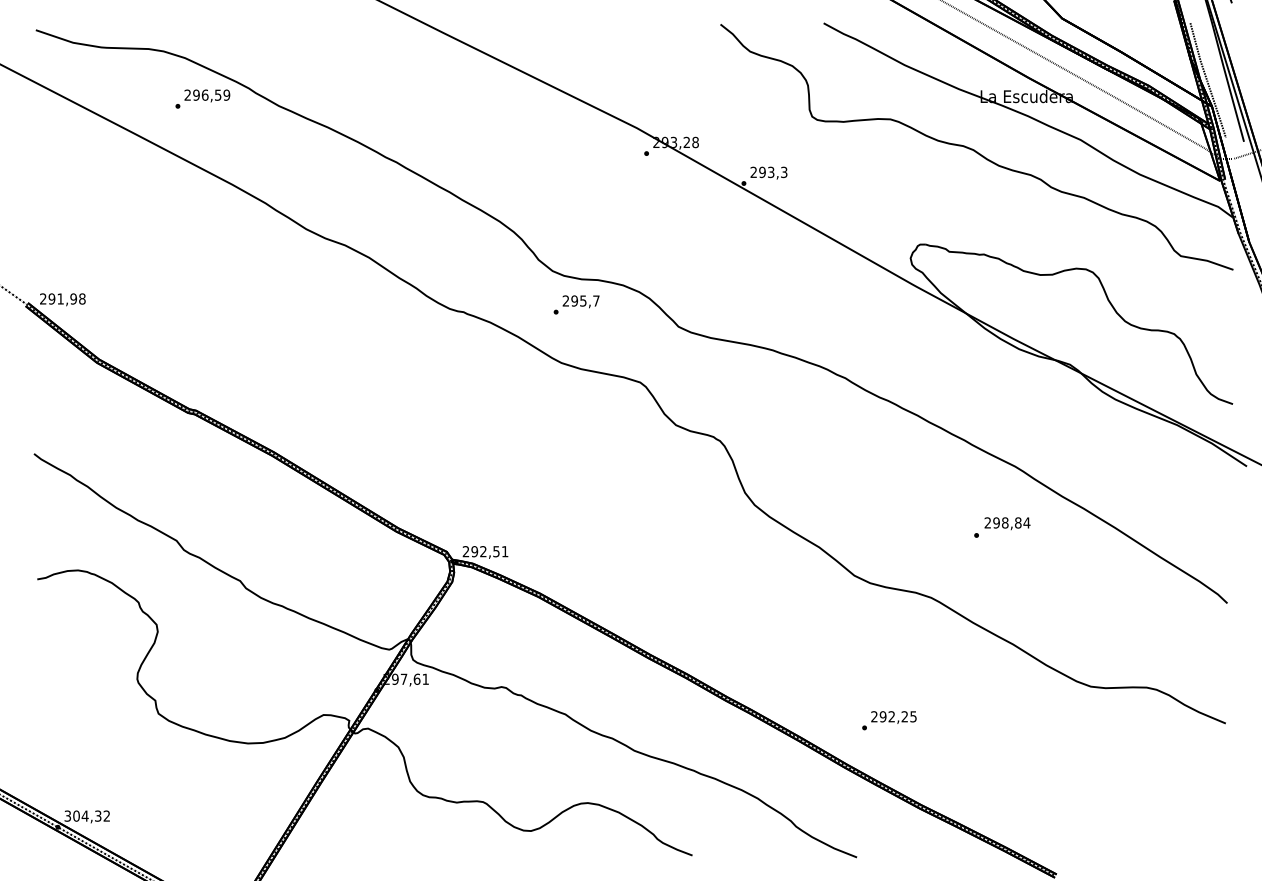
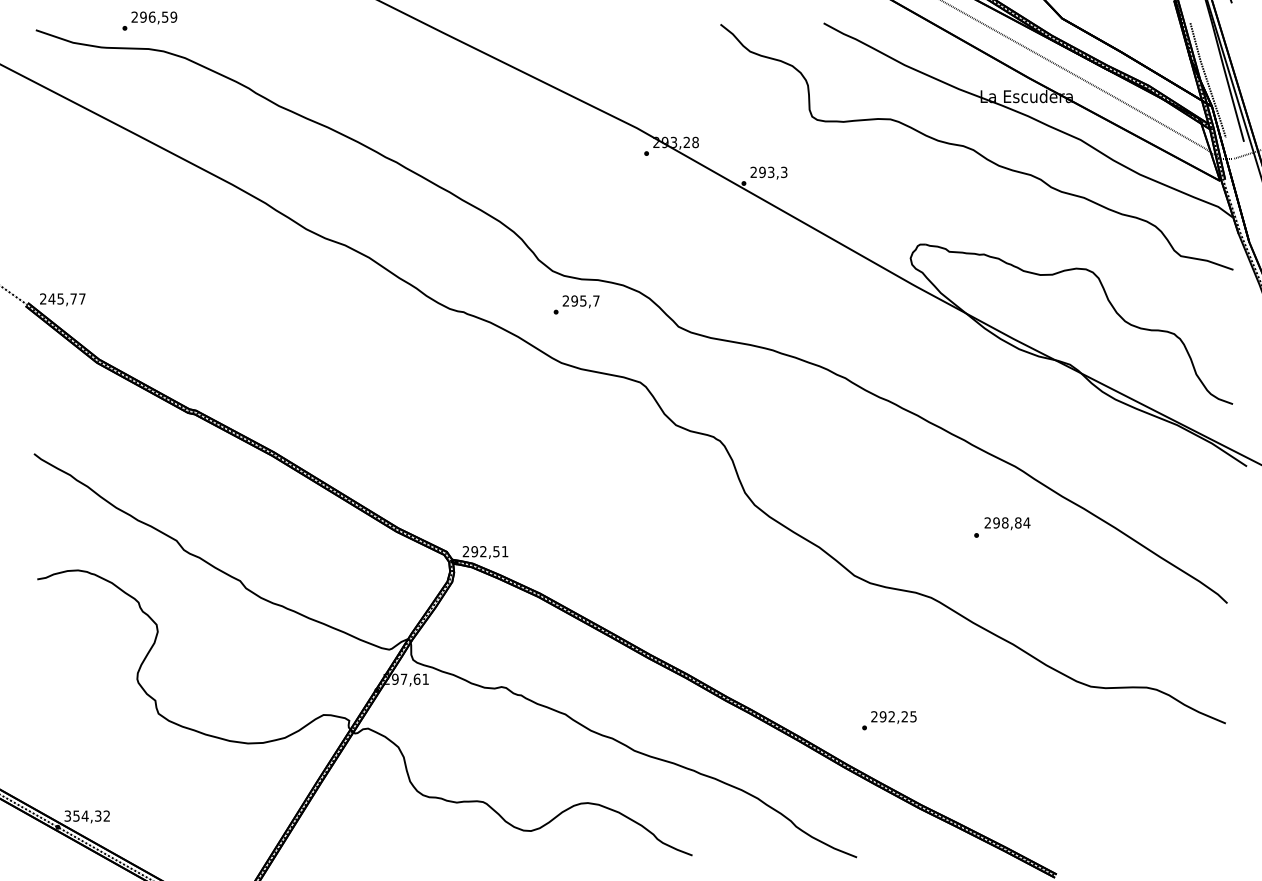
text position: (202, 98) -> (149, 20) (149, 20)
text: 291,98 -> 245,77 (66, 298)
text: 304,32 -> 354,32 (76, 815)
